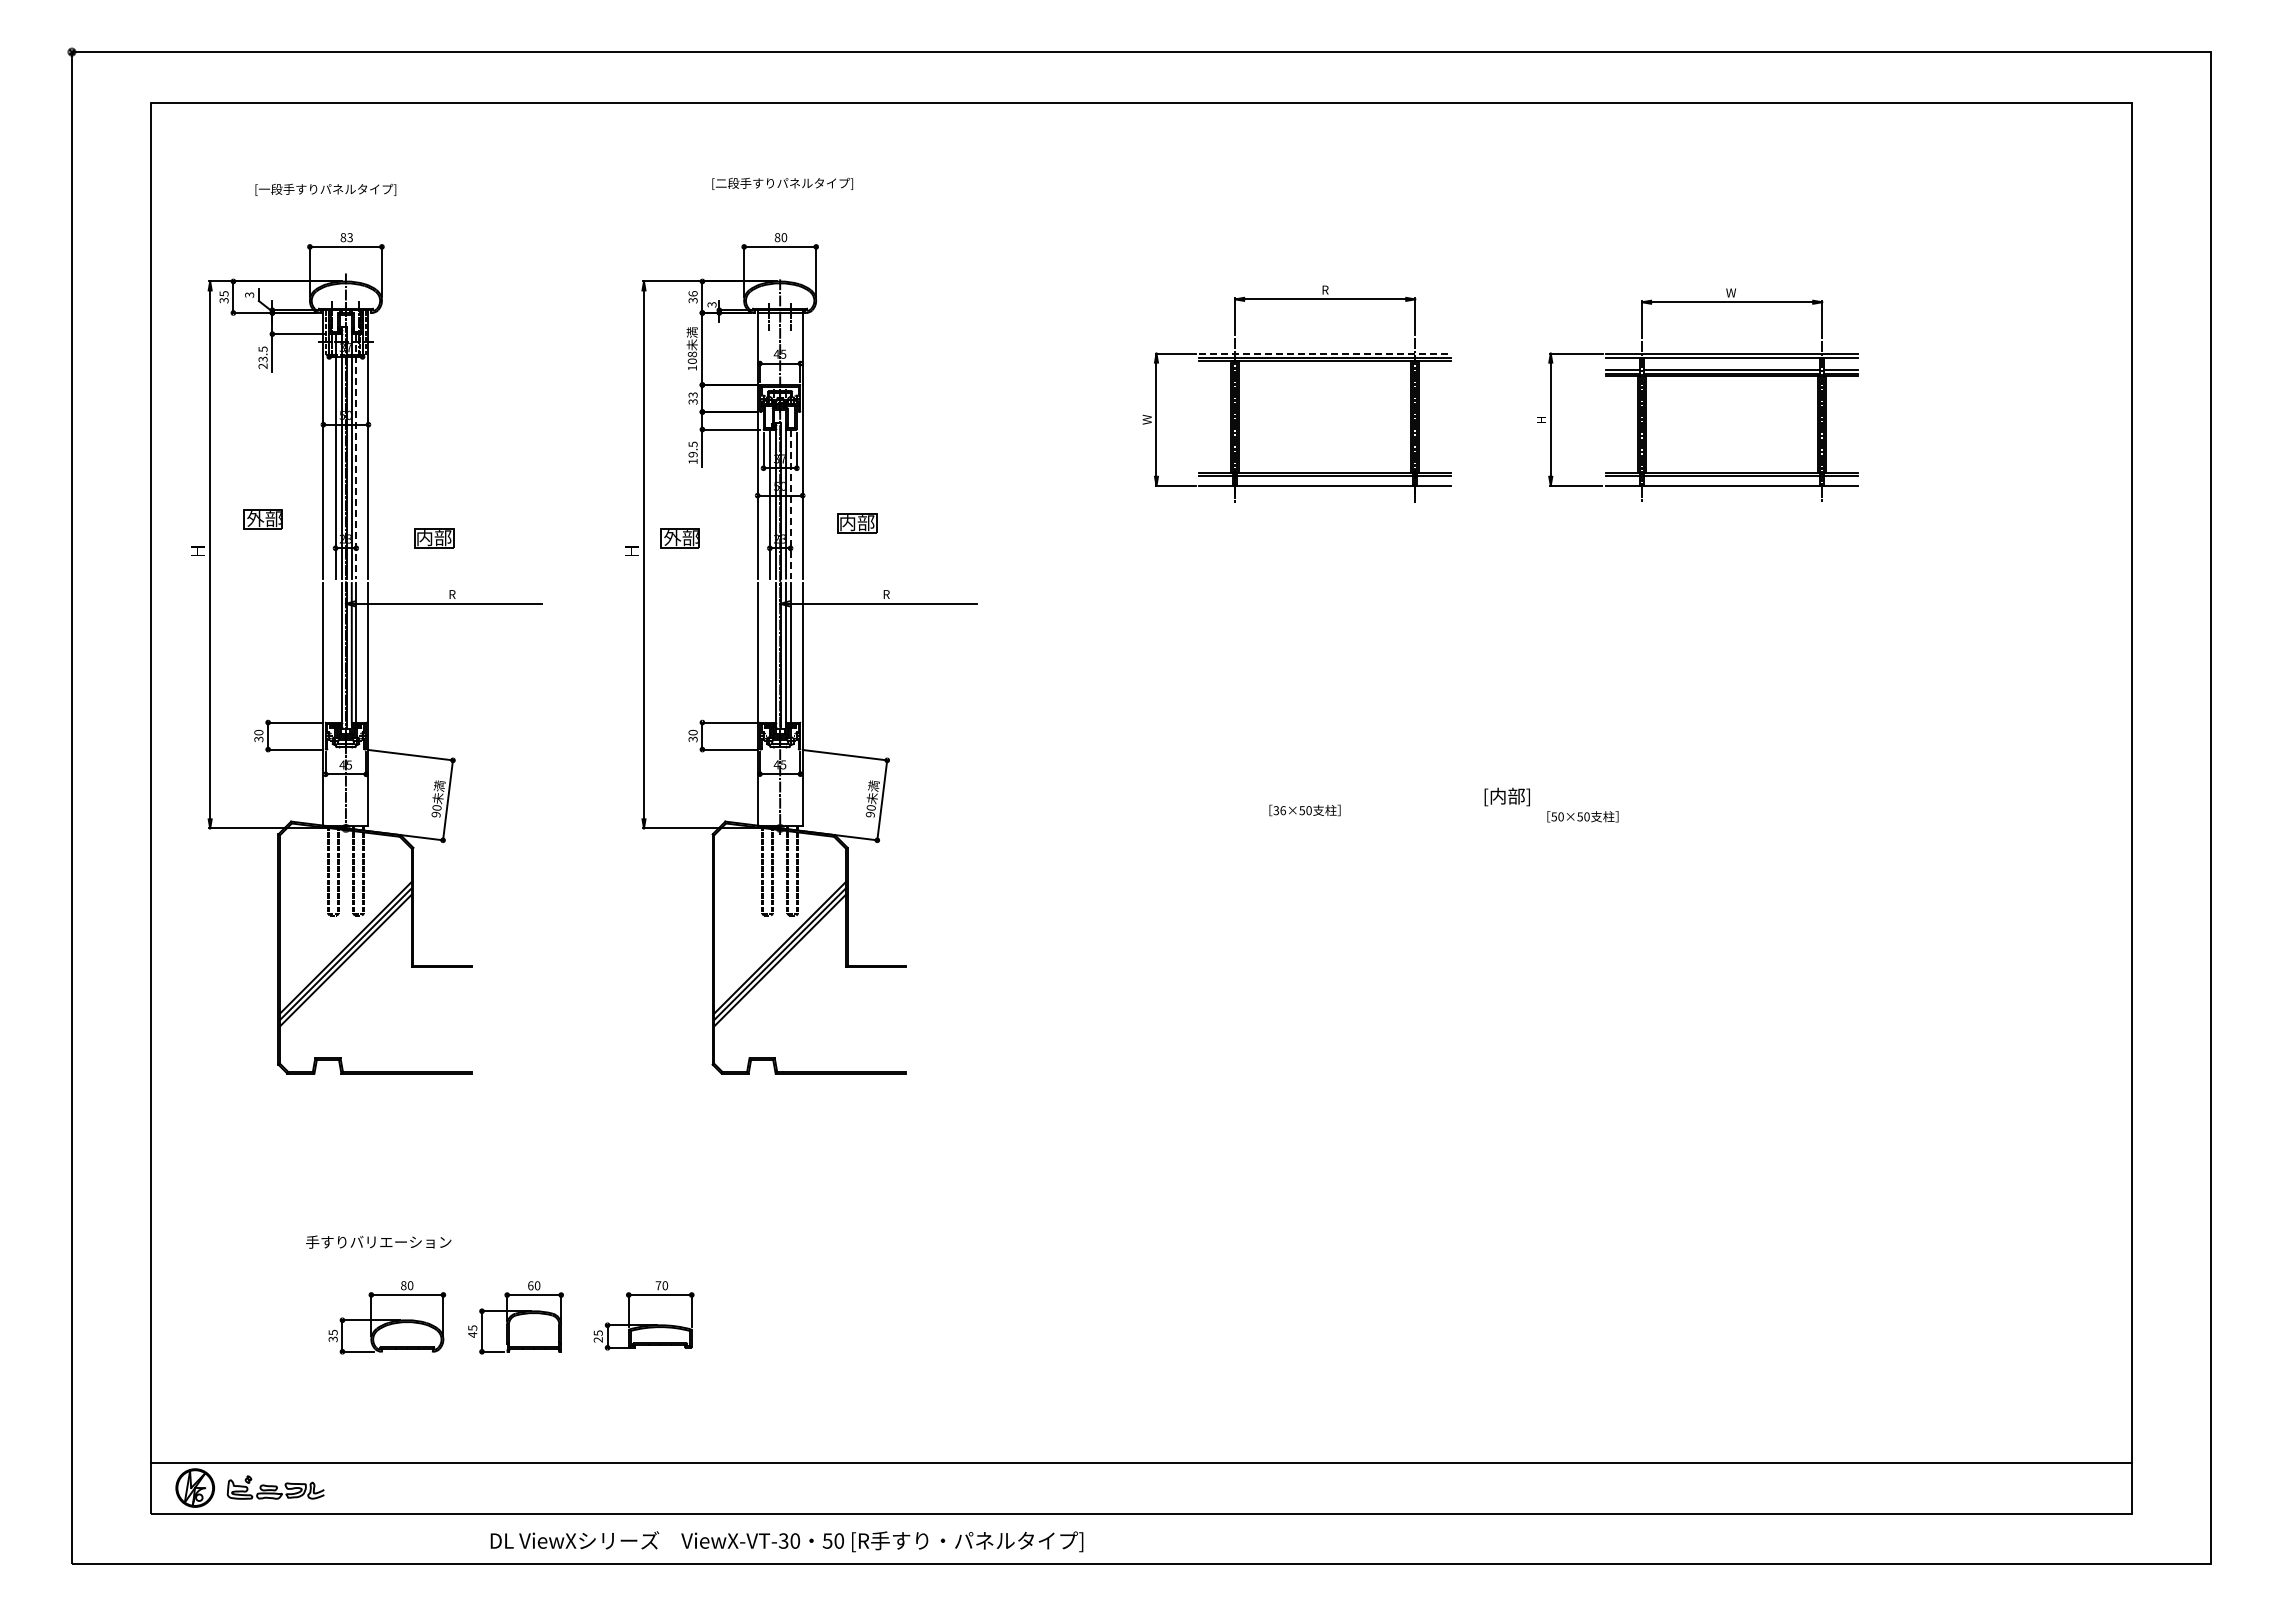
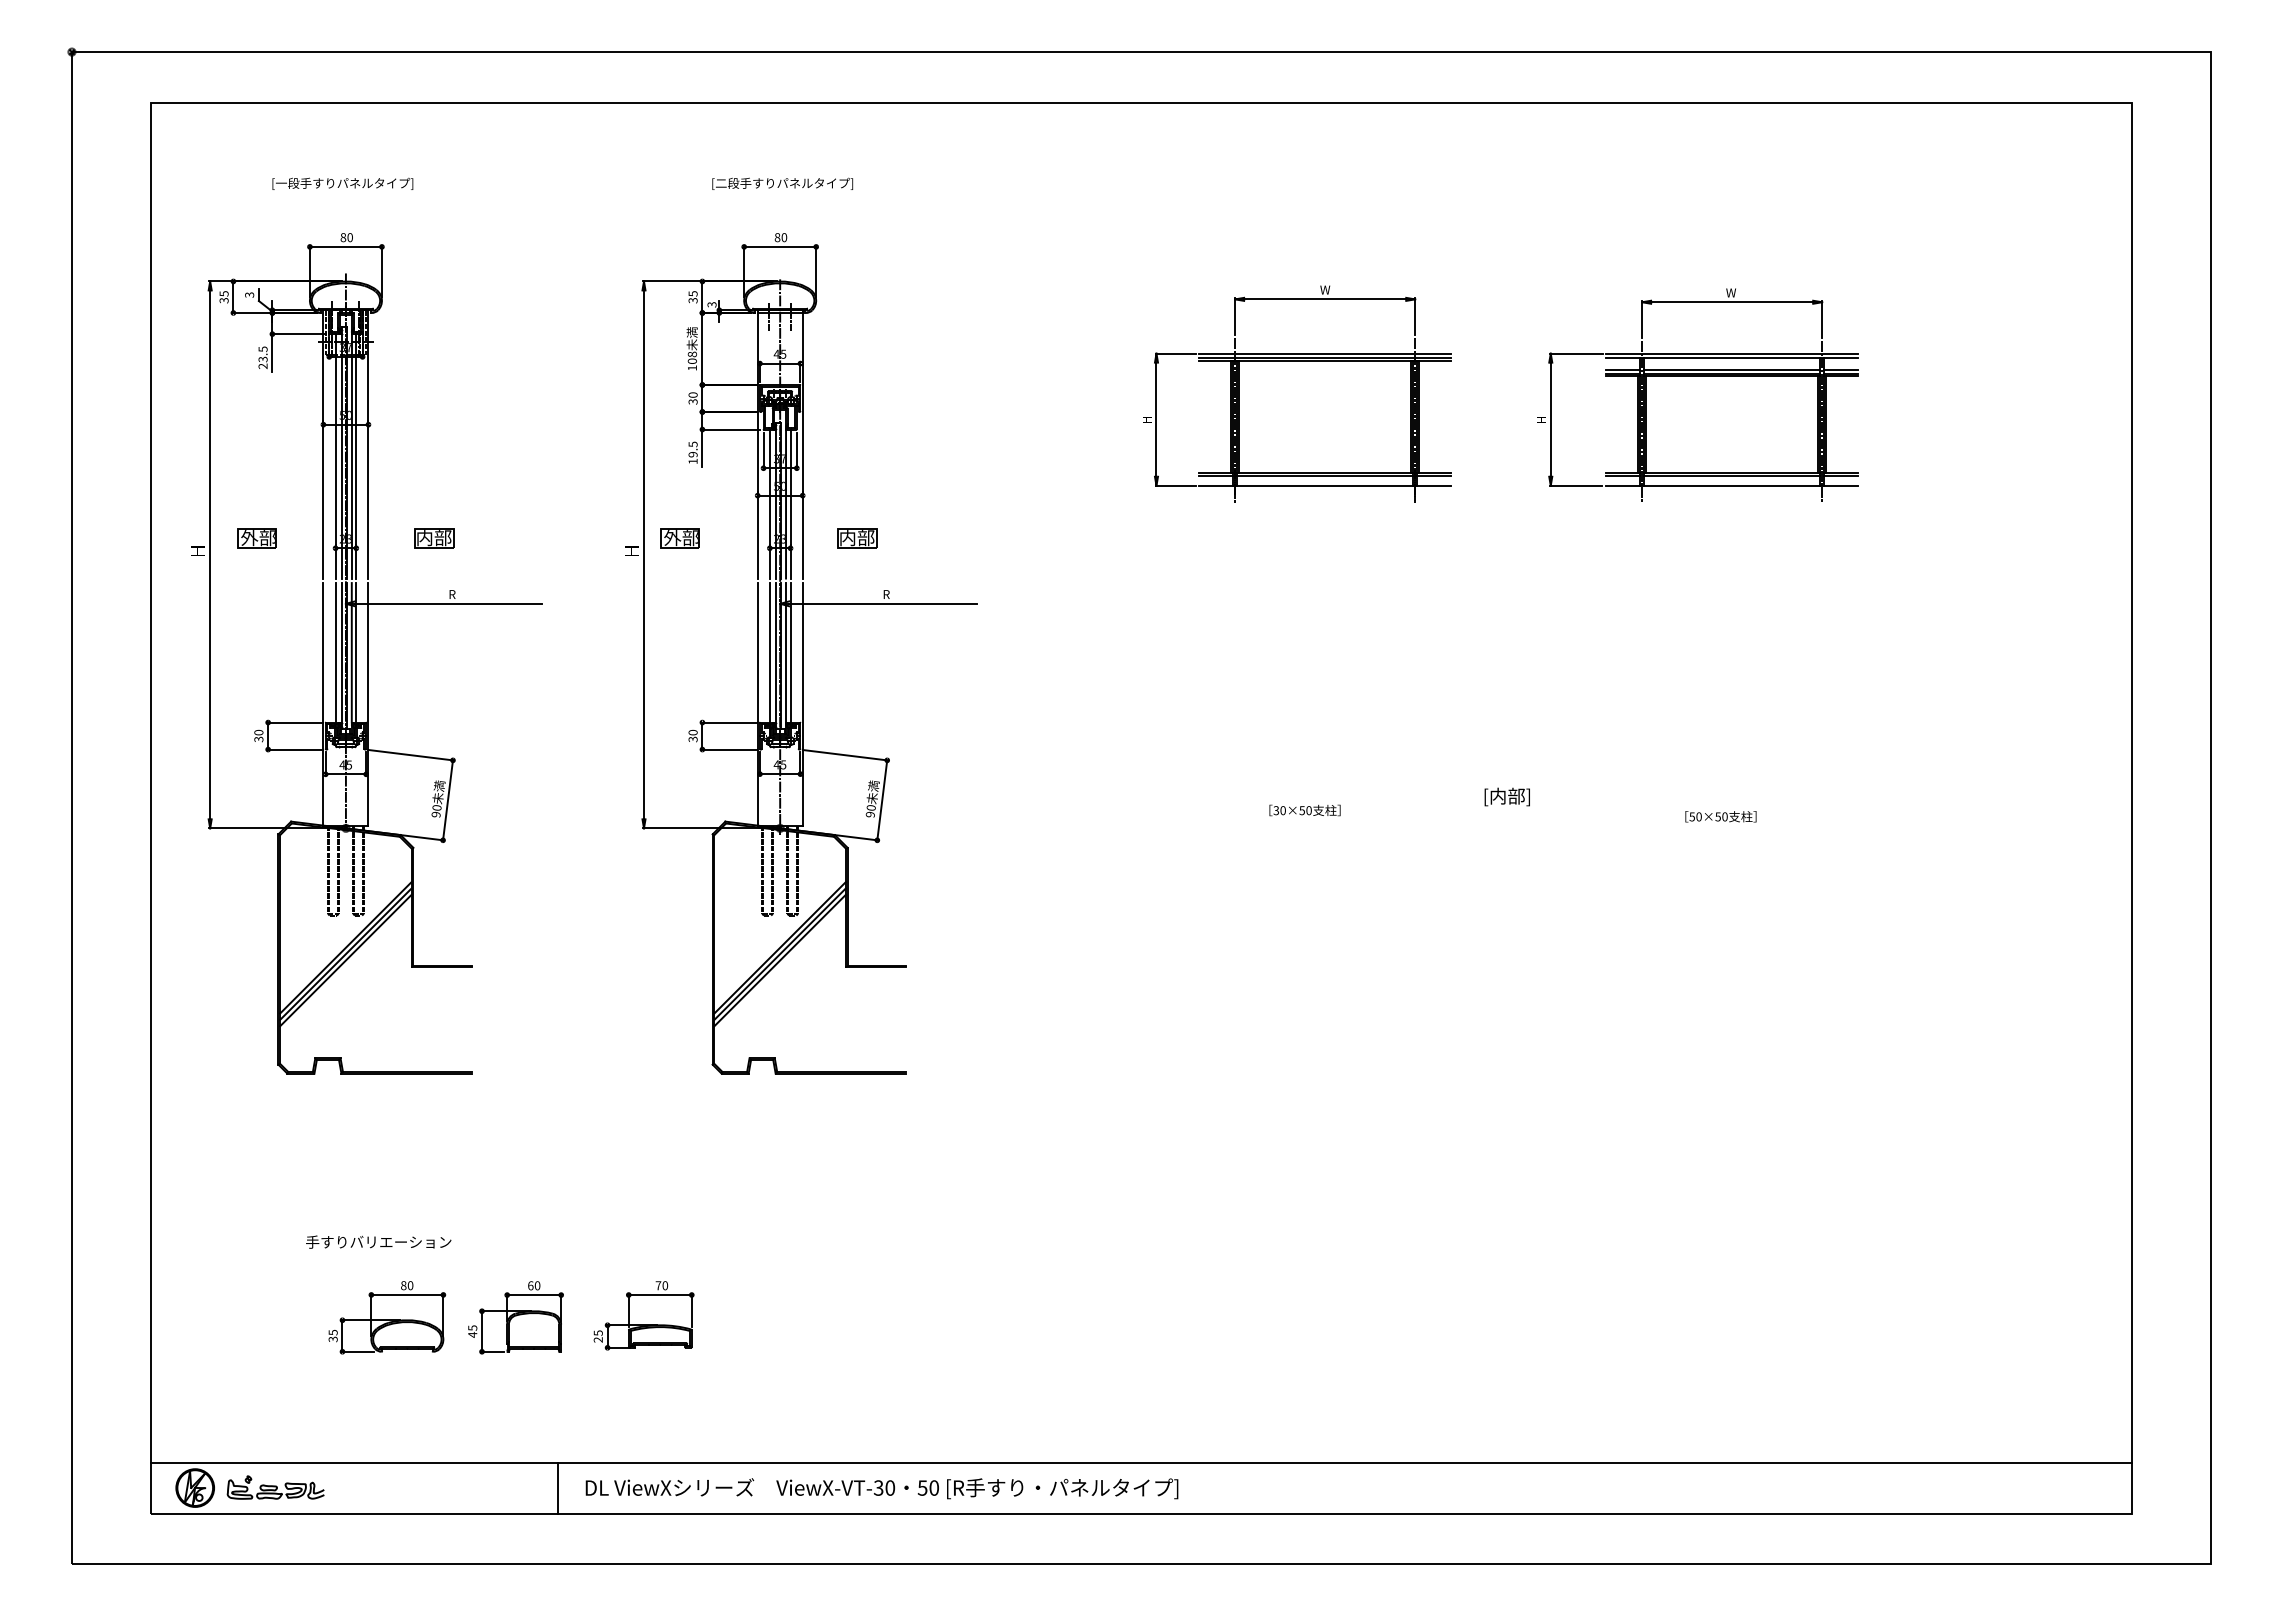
text position: (325, 189) -> (342, 183) (342, 183)
text: 83 -> 80 (349, 237)
text: R -> W (1325, 289)
text: 36 -> 35 (692, 293)
line: dashed -> solid (1325, 353)
text: 33 -> 30 (692, 394)
text: W -> H (1146, 419)
line: dashed -> solid (356, 456)
line: dashed -> solid (790, 504)
part position: (262, 519) -> (256, 538) (256, 538)
part position: (857, 523) -> (857, 538) (857, 538)
line: none -> present (335, 652)
line: none -> present (769, 652)
text: 36×50 -> 30×50 (1282, 810)
text position: (1582, 816) -> (1720, 816) (1720, 816)
line: none -> present (558, 1487)
text position: (786, 1541) -> (881, 1488) (881, 1488)
